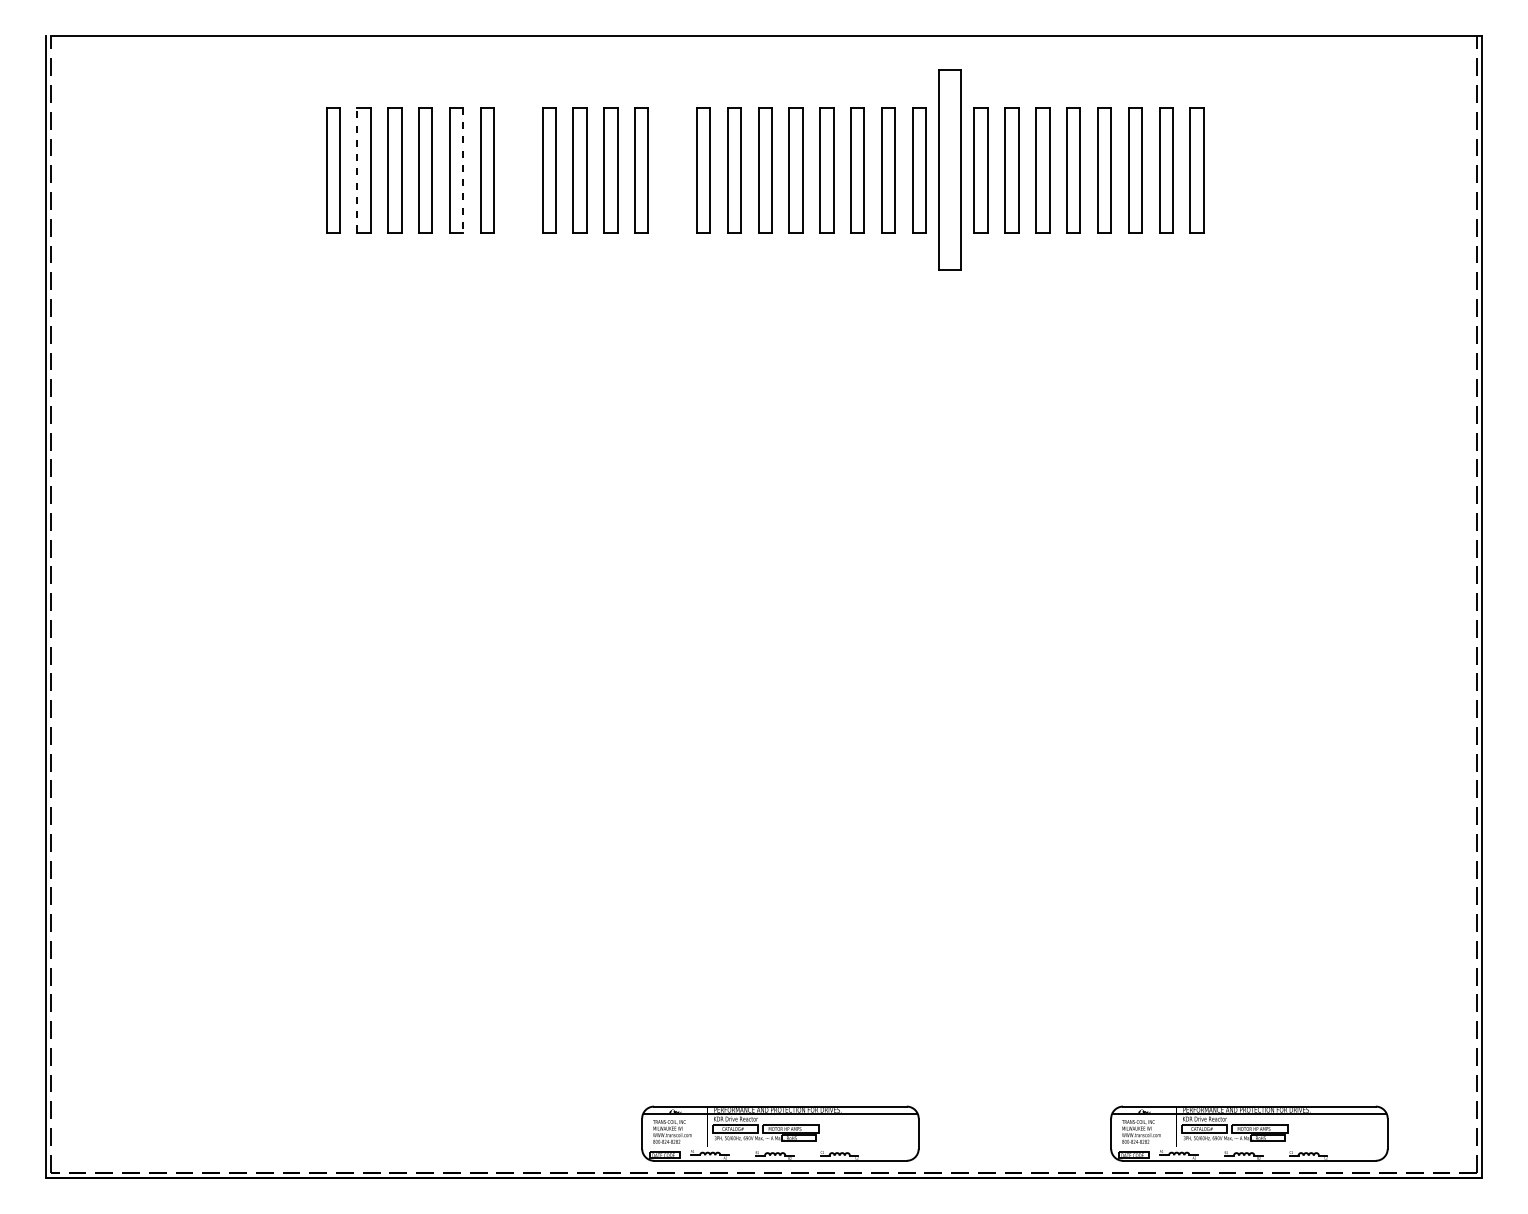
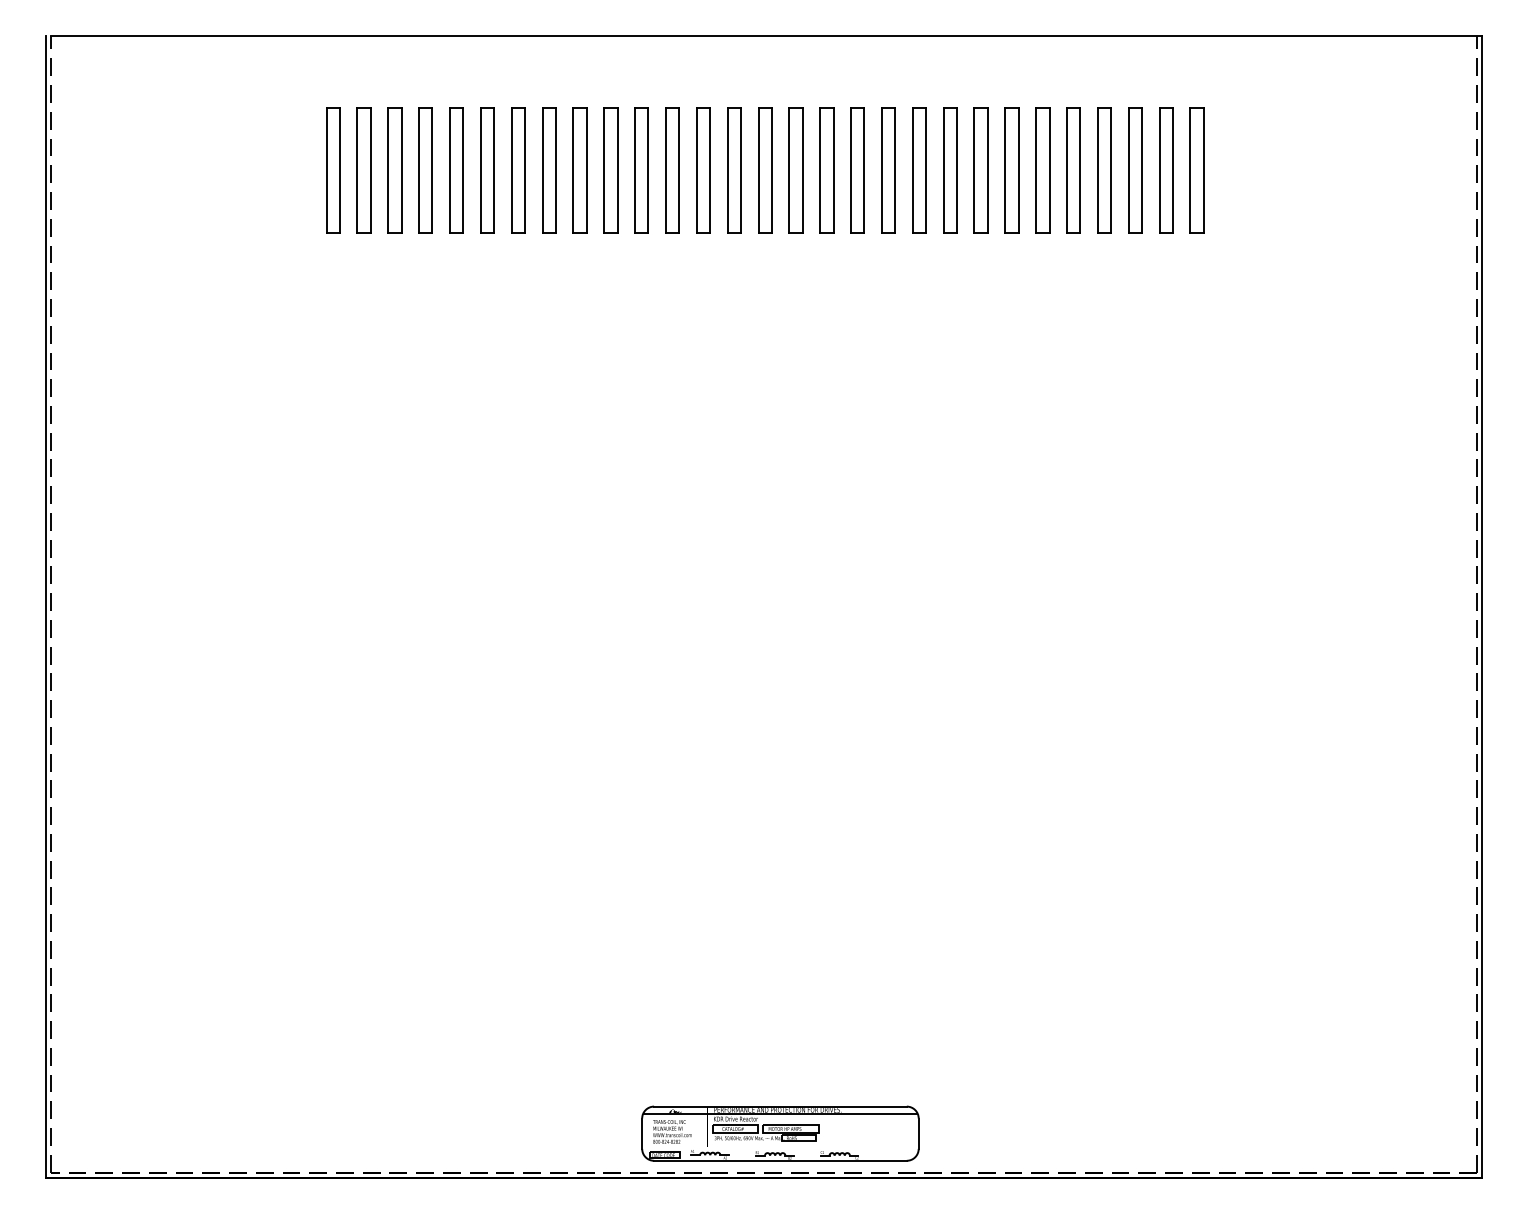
line: dashed -> solid (357, 169)
part size: 24x202 px -> 15x127 px (950, 170)
line: dashed -> solid (463, 170)
part: none -> present (518, 170)
part: none -> present (672, 170)
part: present -> none (1249, 1133)
